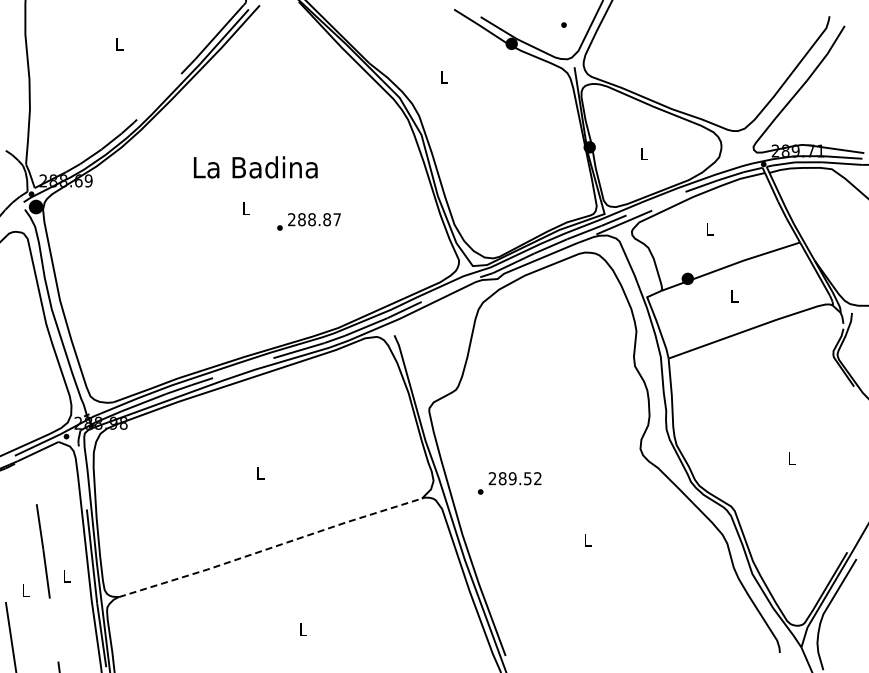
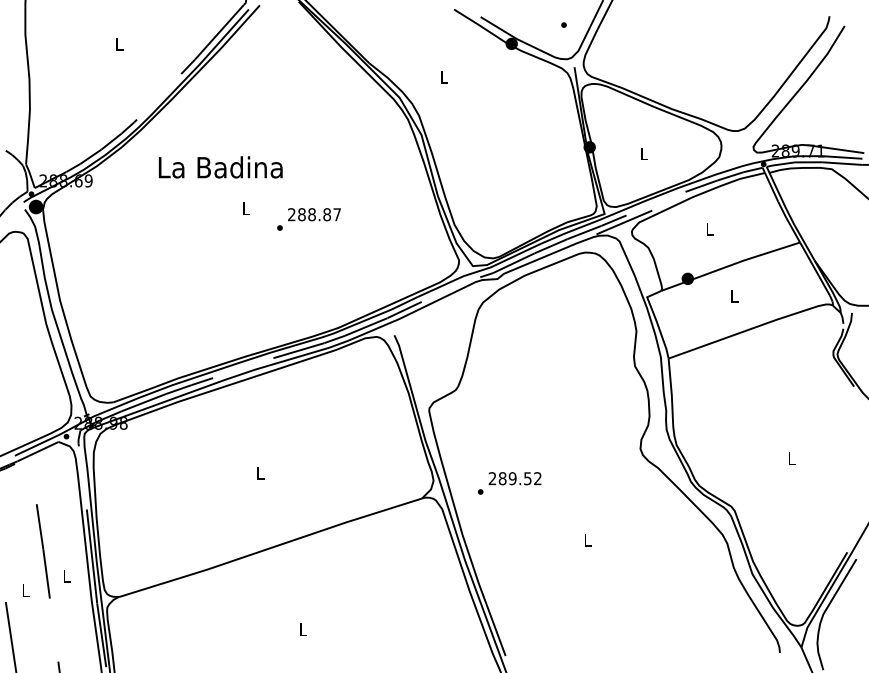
text position: (255, 167) -> (220, 167) (220, 167)
text position: (314, 219) -> (314, 214) (314, 214)
line: dashed -> solid (271, 547)
